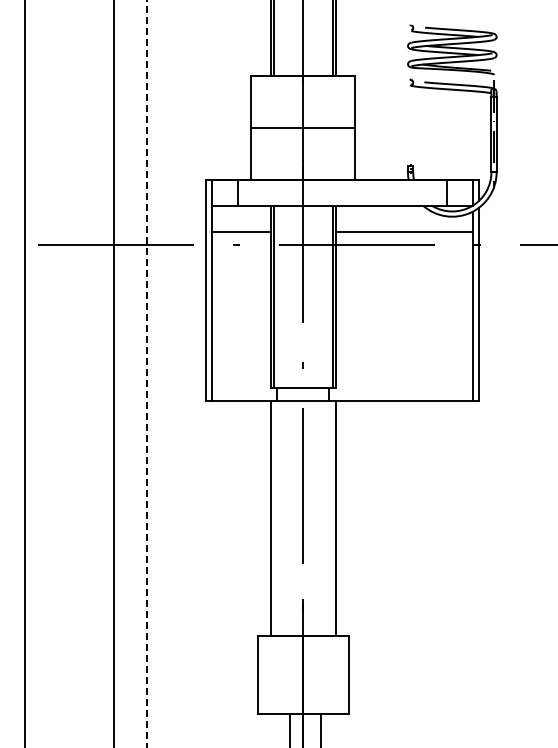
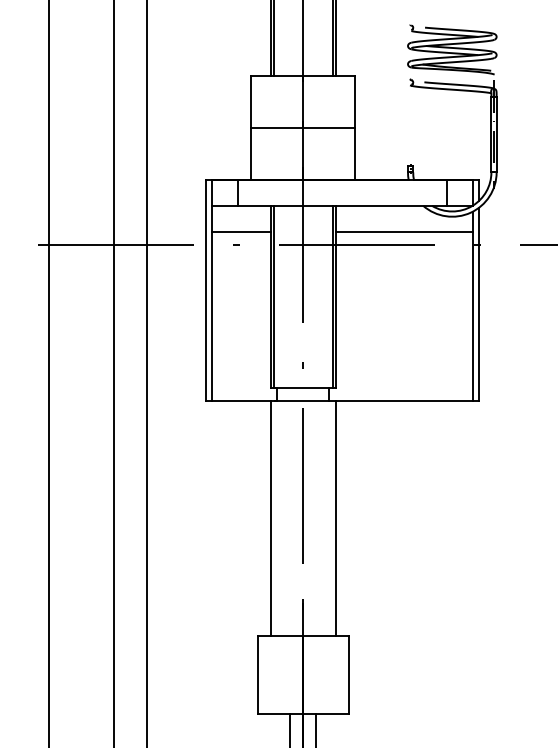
line position: (25, 373) -> (49, 373) (49, 373)
line: dashed -> solid (146, 373)
line position: (321, 729) -> (316, 729) (316, 729)
